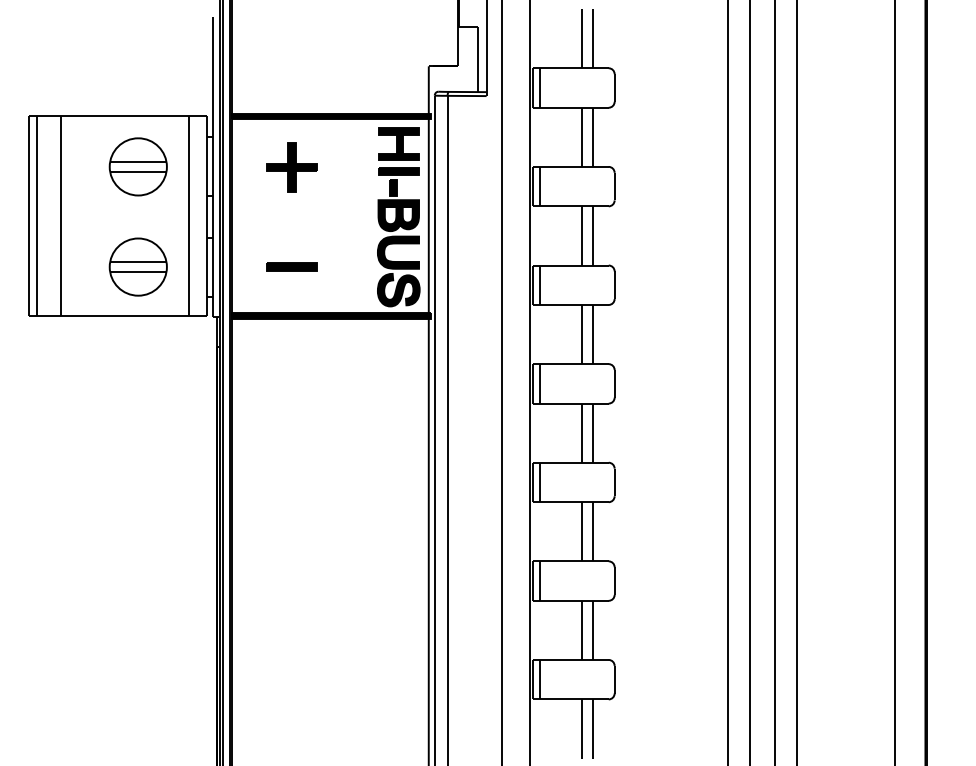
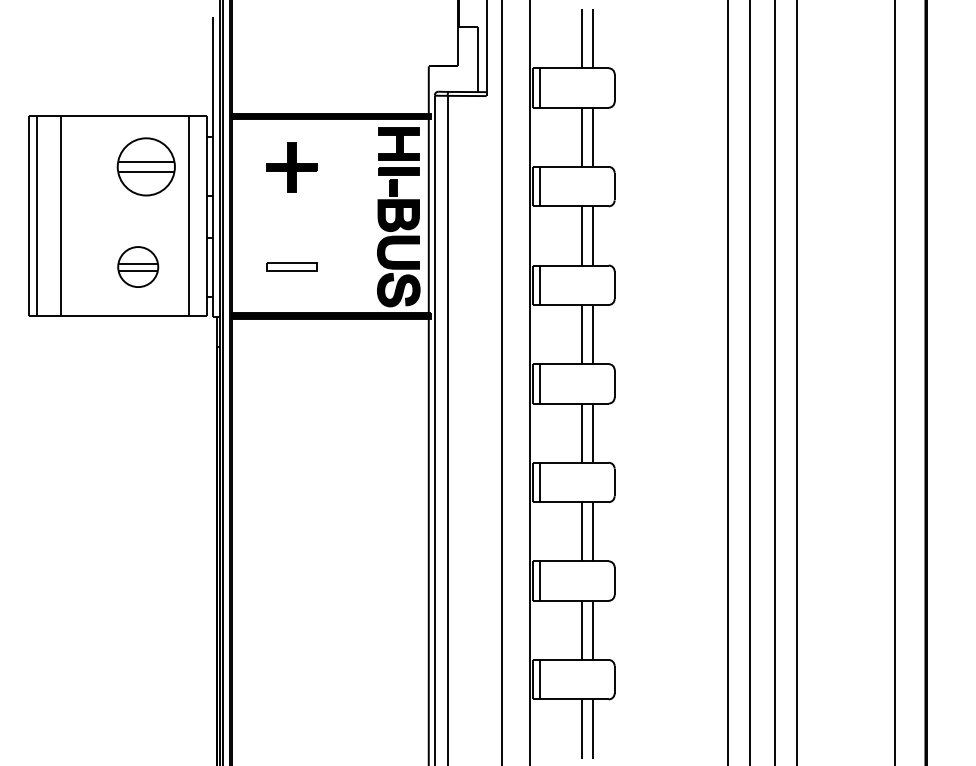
part position: (137, 166) -> (145, 166) (145, 166)
part size: 60x60 px -> 43x42 px (138, 266)
fill: present -> none (291, 266)
